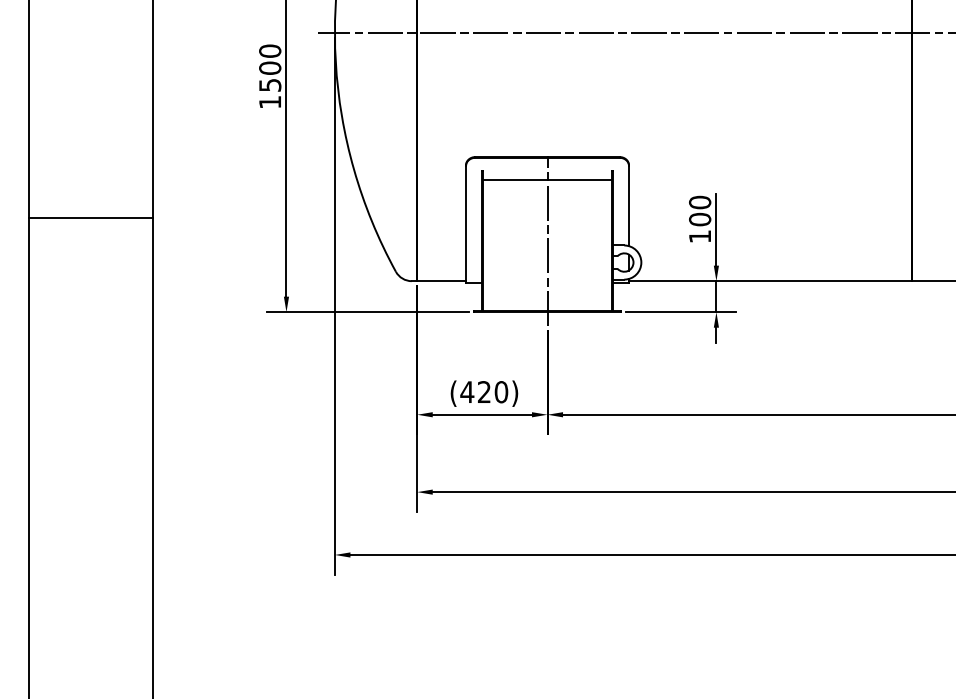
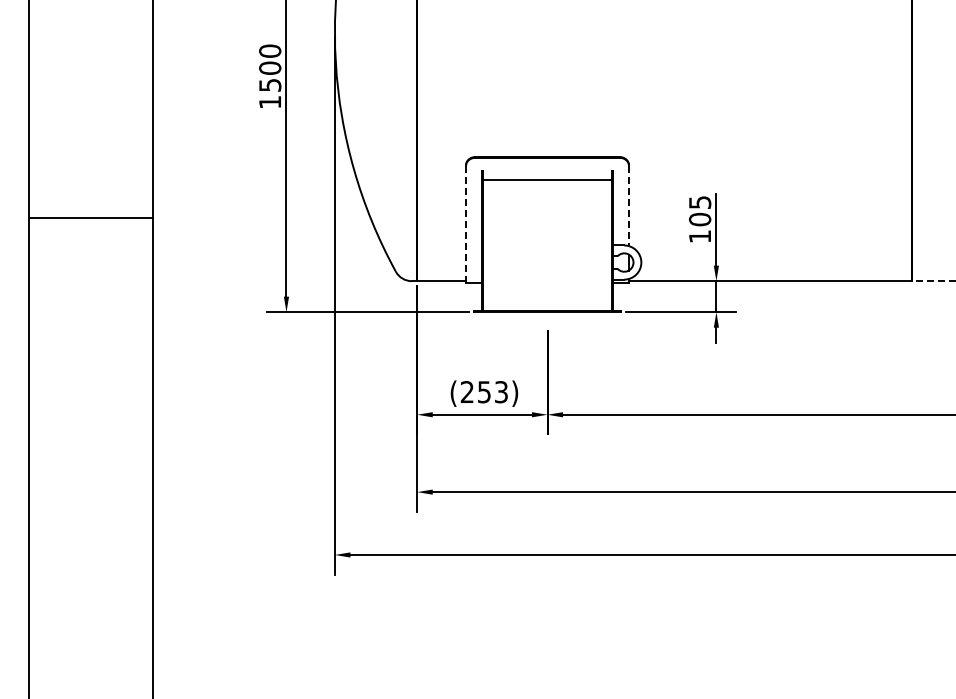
line: present -> none (634, 32)
text: 100 -> 105 (700, 202)
line: solid -> dashed (628, 206)
line: solid -> dashed (466, 223)
line: present -> none (547, 240)
line: solid -> dashed (933, 281)
text: (420) -> (253) (484, 392)
